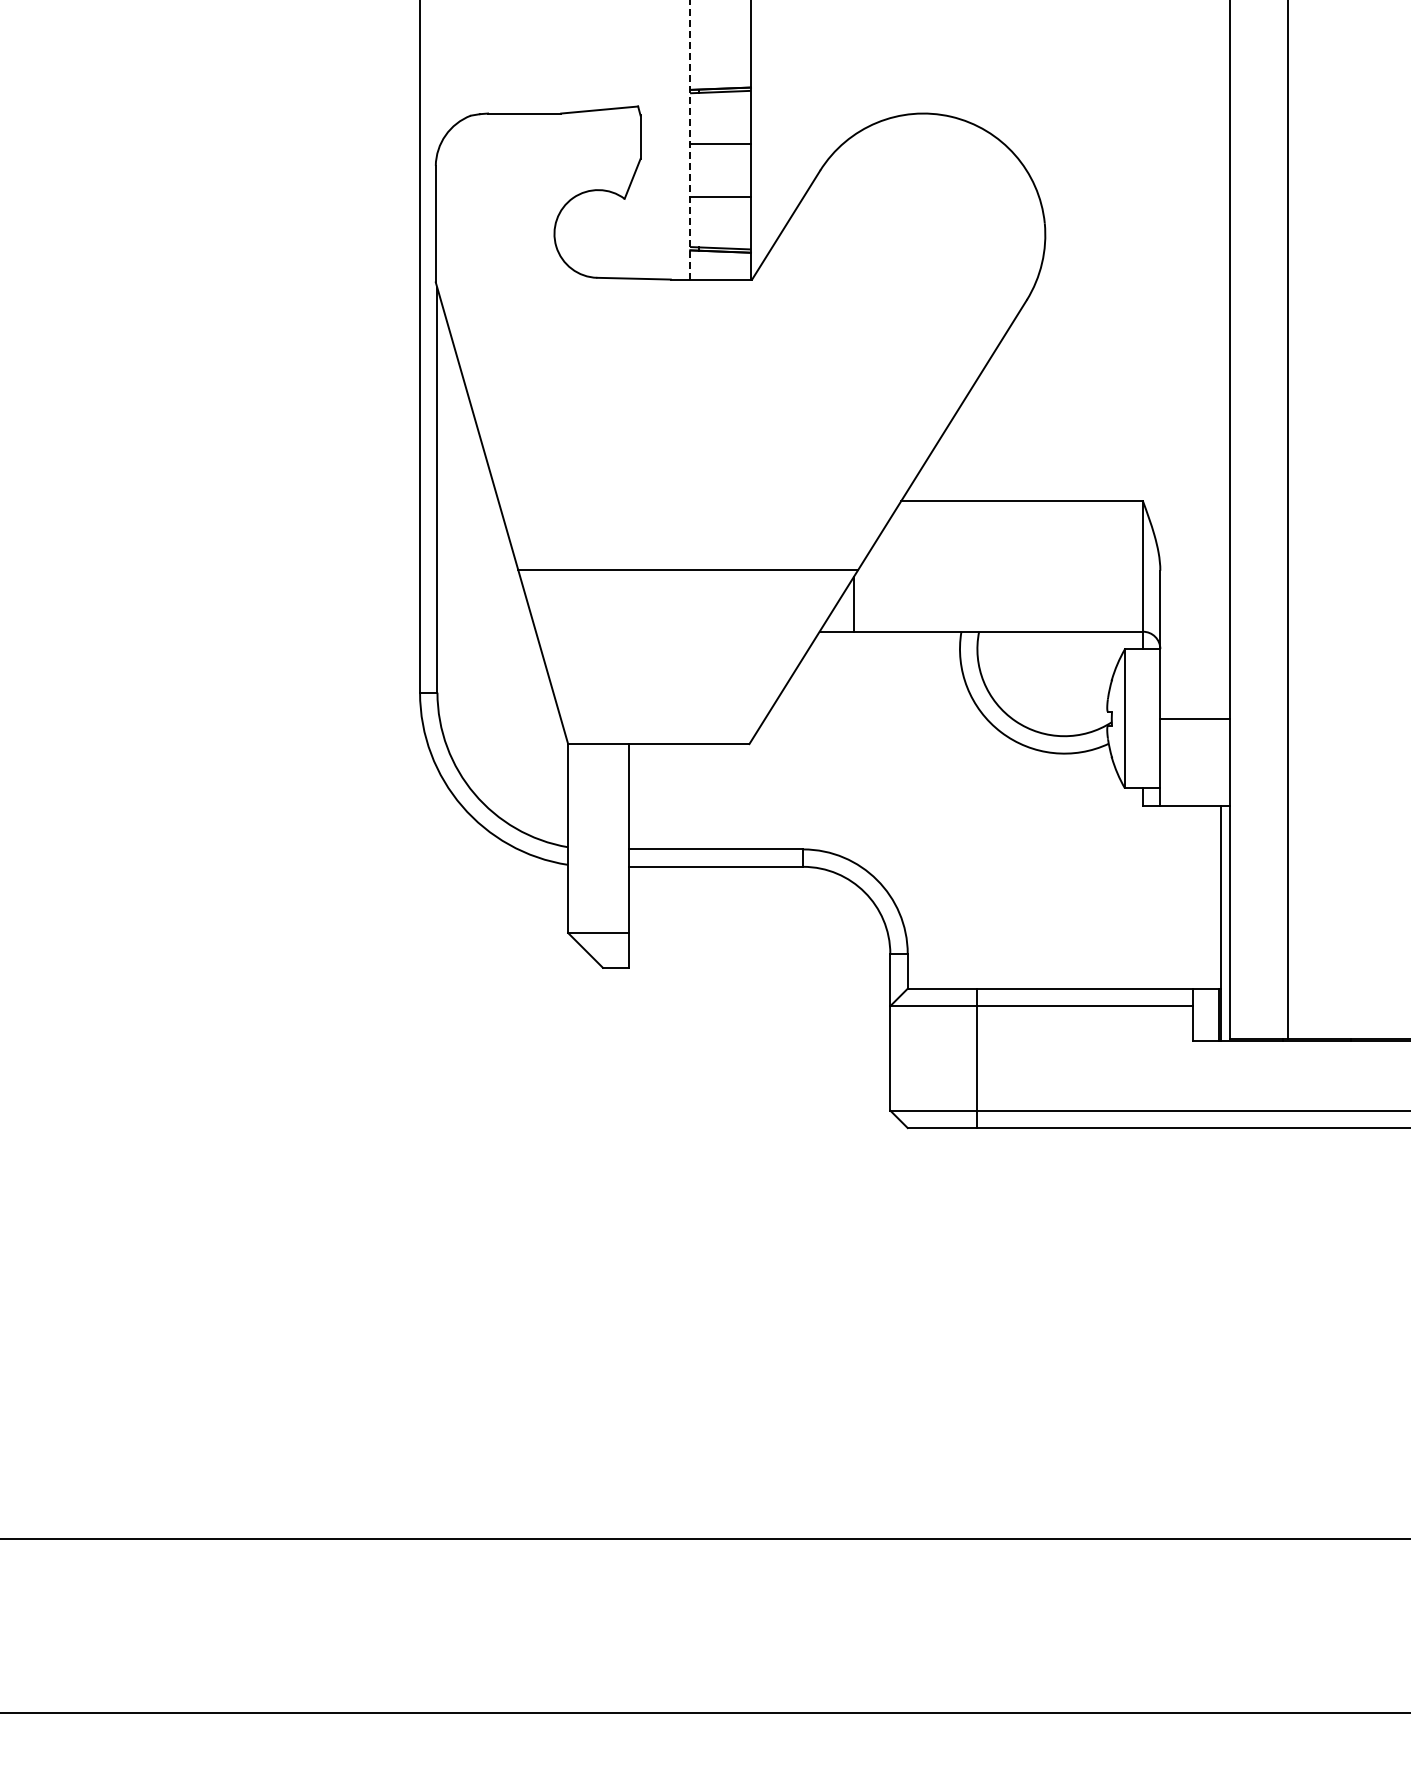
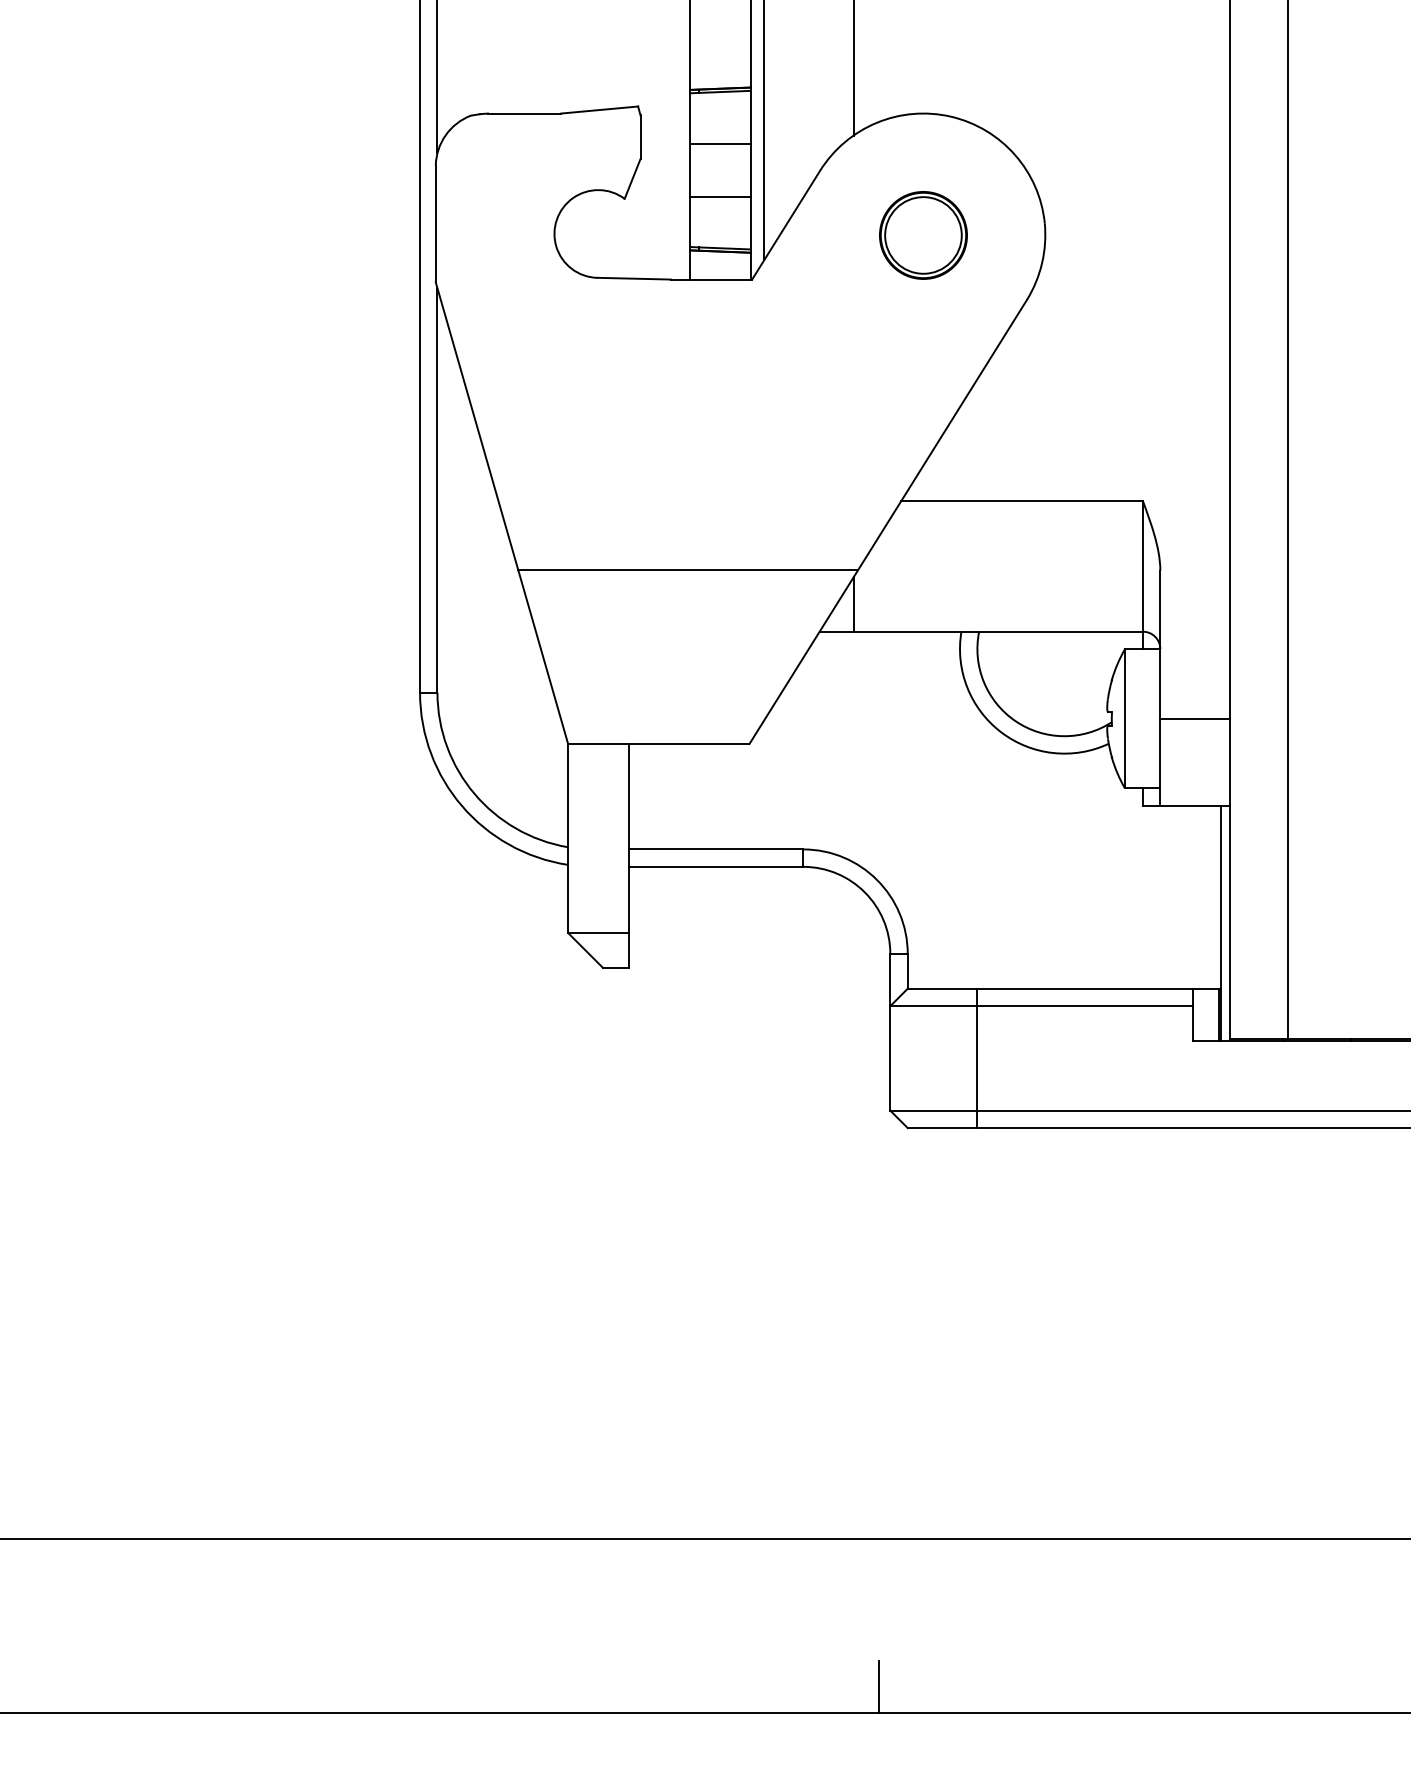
line: none -> present (853, 68)
line: none -> present (437, 77)
line: none -> present (764, 131)
line: dashed -> solid (690, 139)
part: none -> present (923, 235)
line: none -> present (879, 1686)
